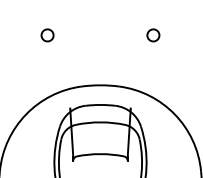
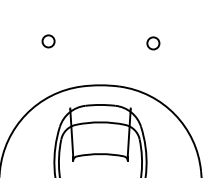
circle position: (47, 35) -> (48, 41) (48, 41)
circle position: (153, 35) -> (153, 43) (153, 43)
